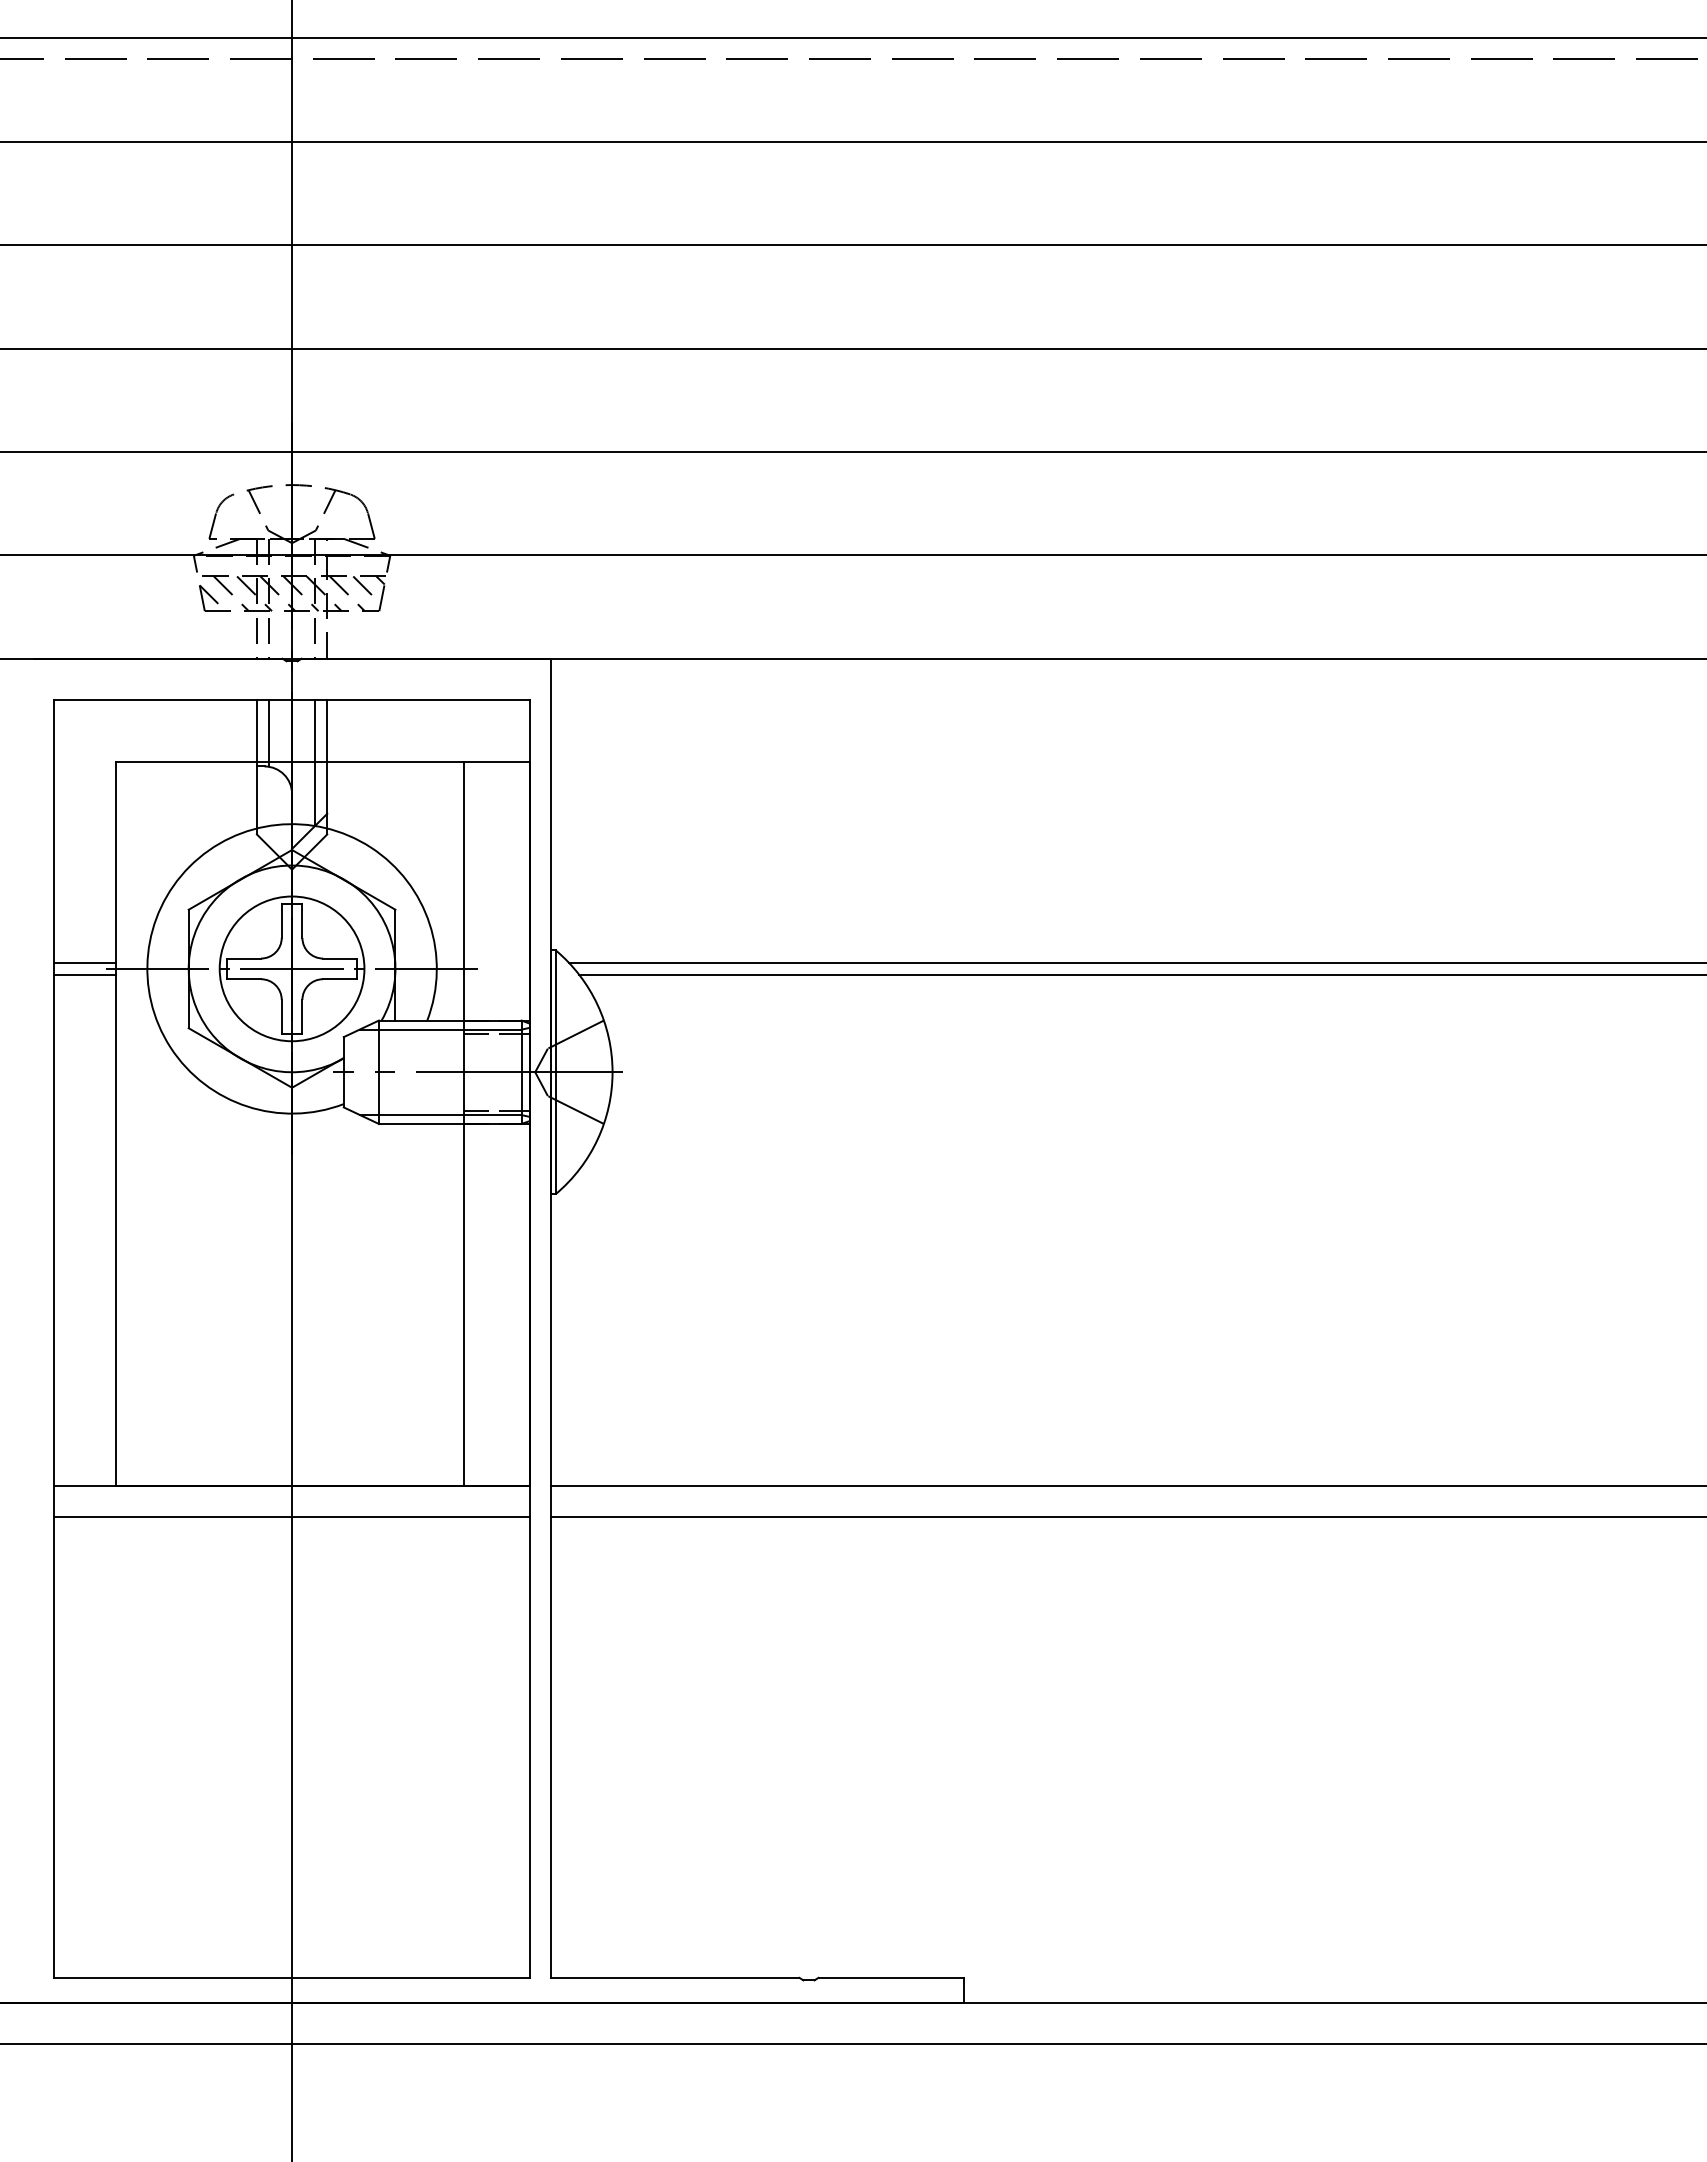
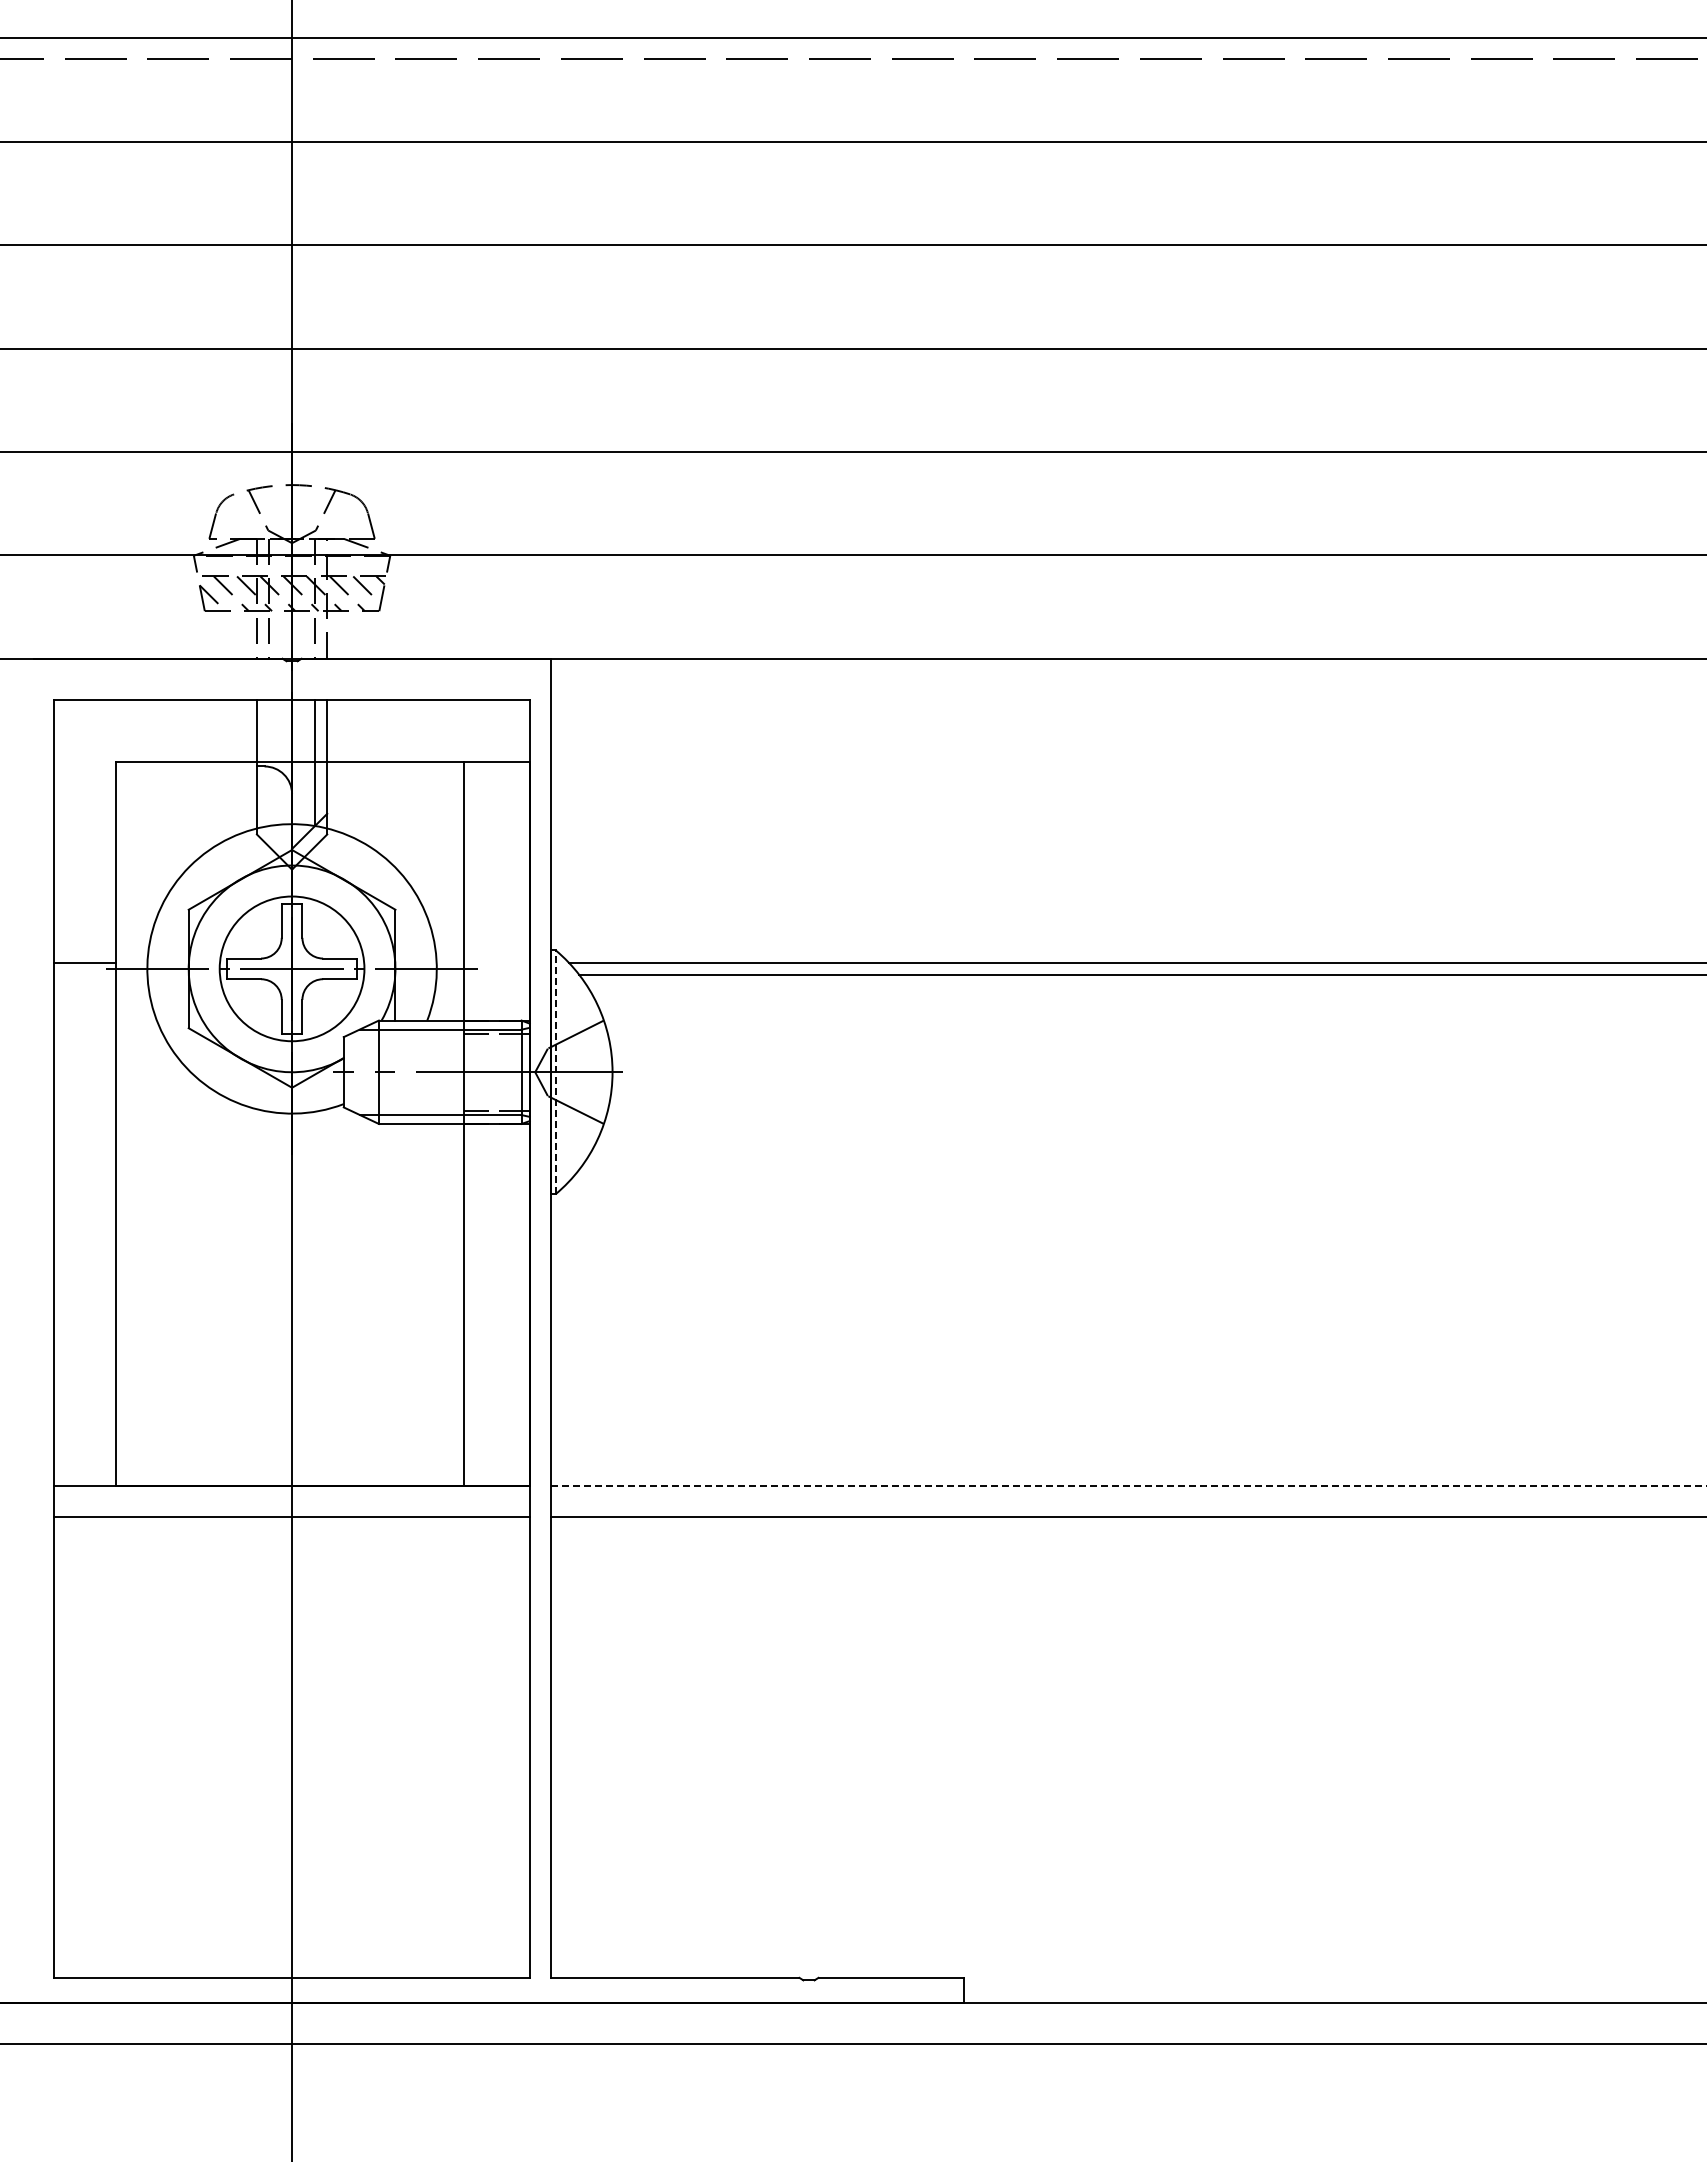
line: present -> none (269, 733)
line: present -> none (85, 975)
line: solid -> dashed (555, 1072)
line: solid -> dashed (1128, 1485)
